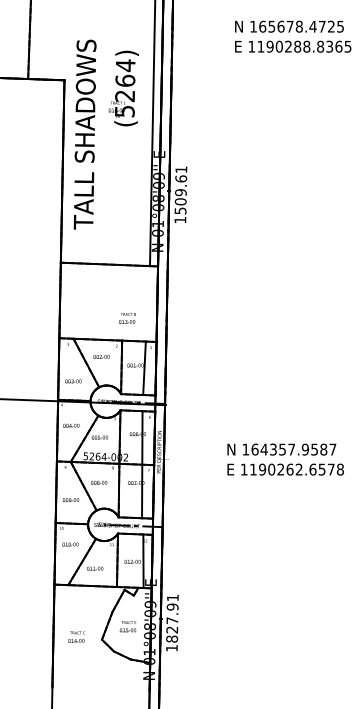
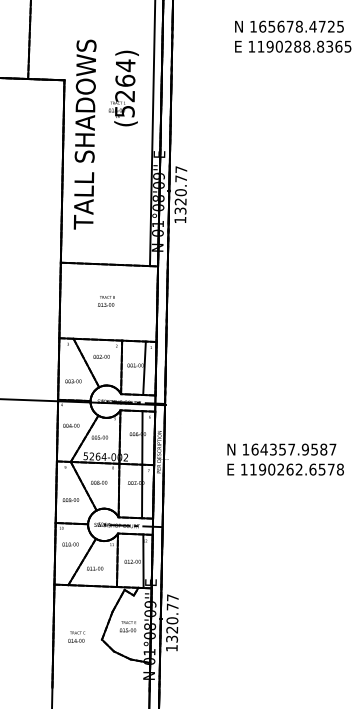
text: 1509.61 -> 1320.77 (180, 189)
text position: (127, 318) -> (106, 301) (106, 301)
text: 1827.91 -> 1320.77 (172, 618)
